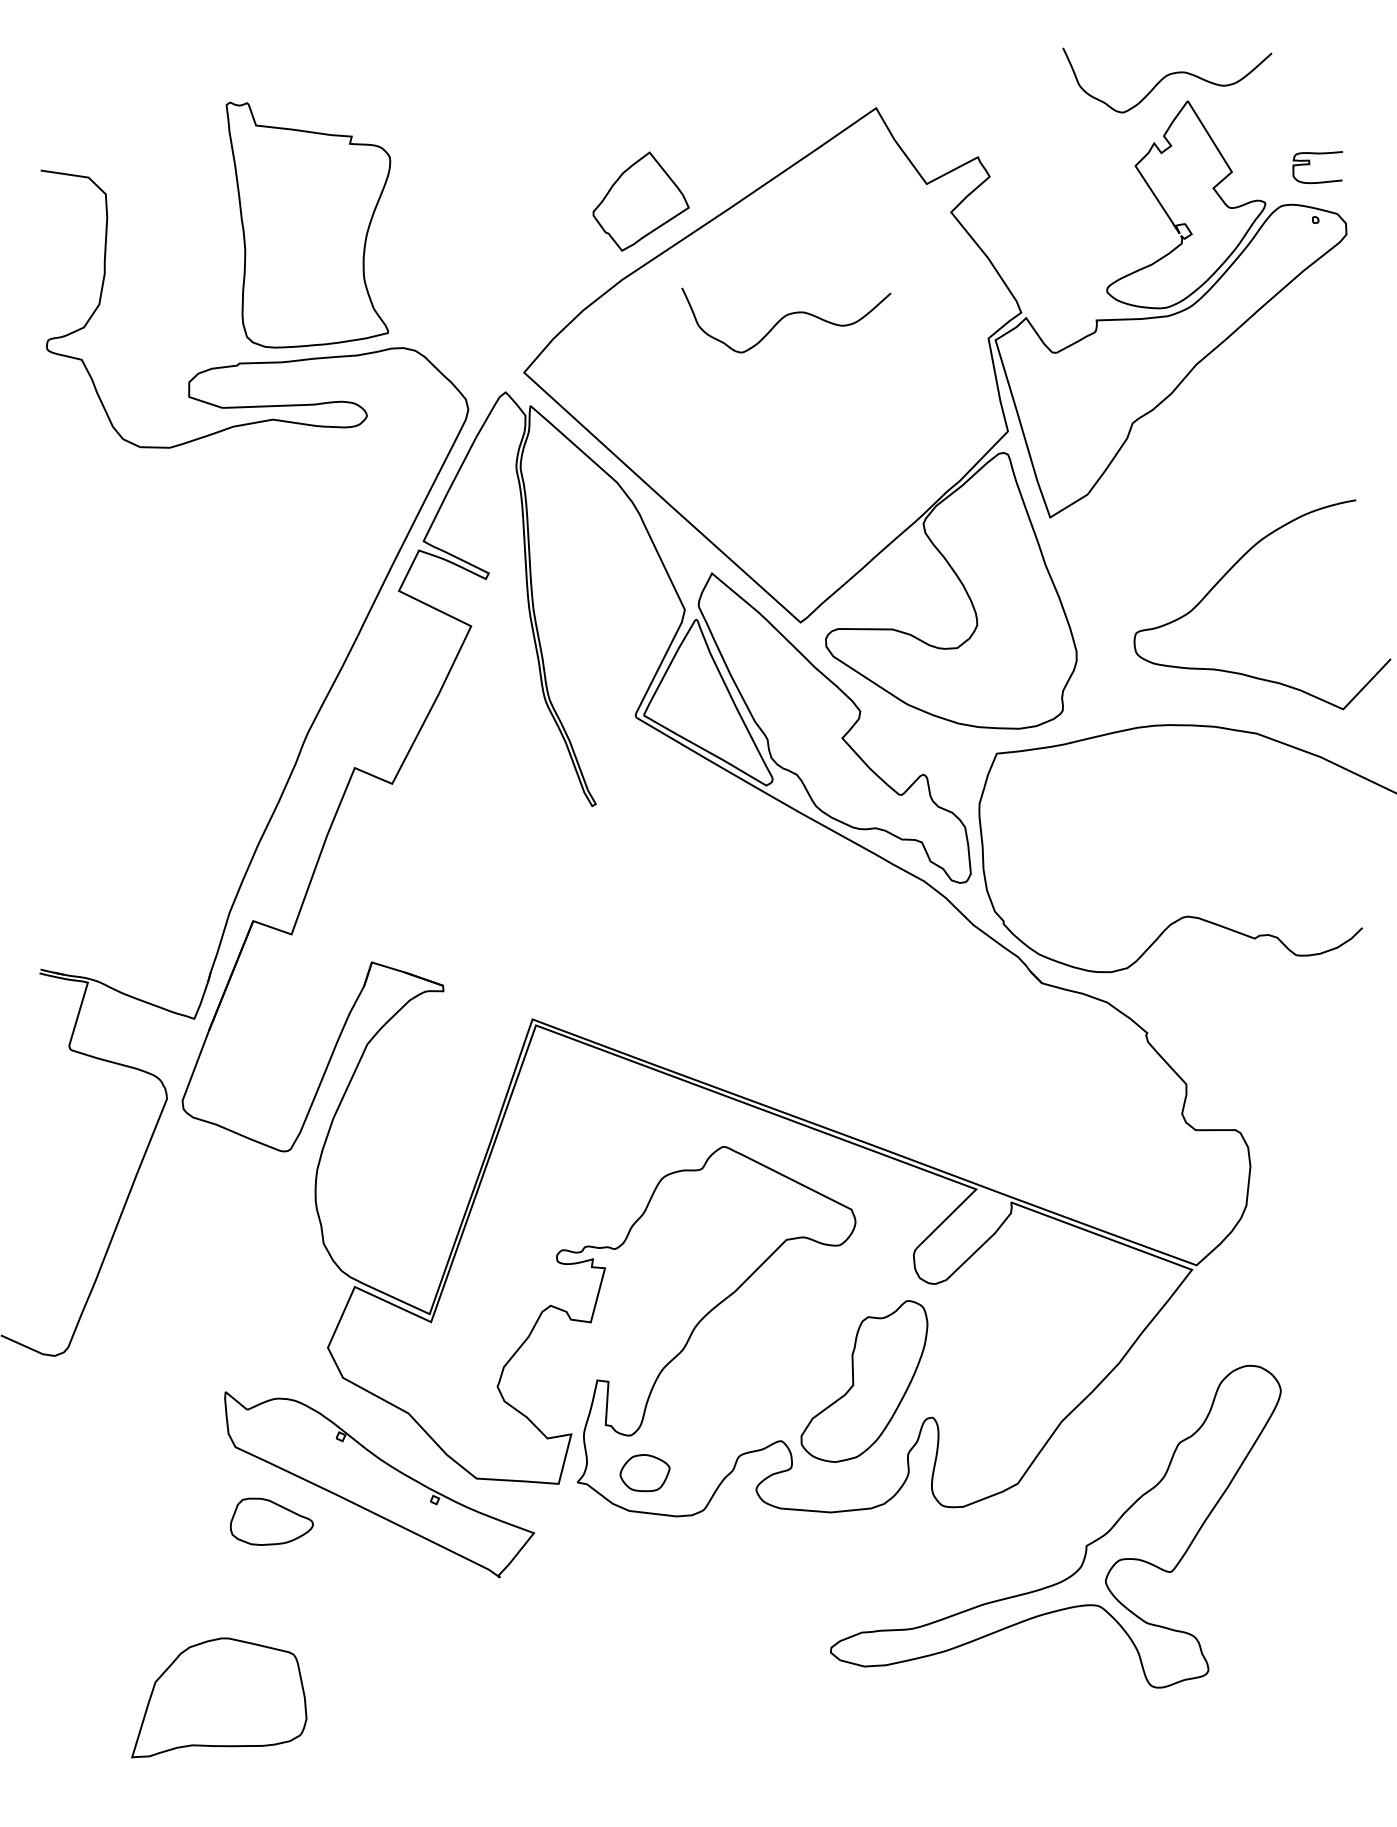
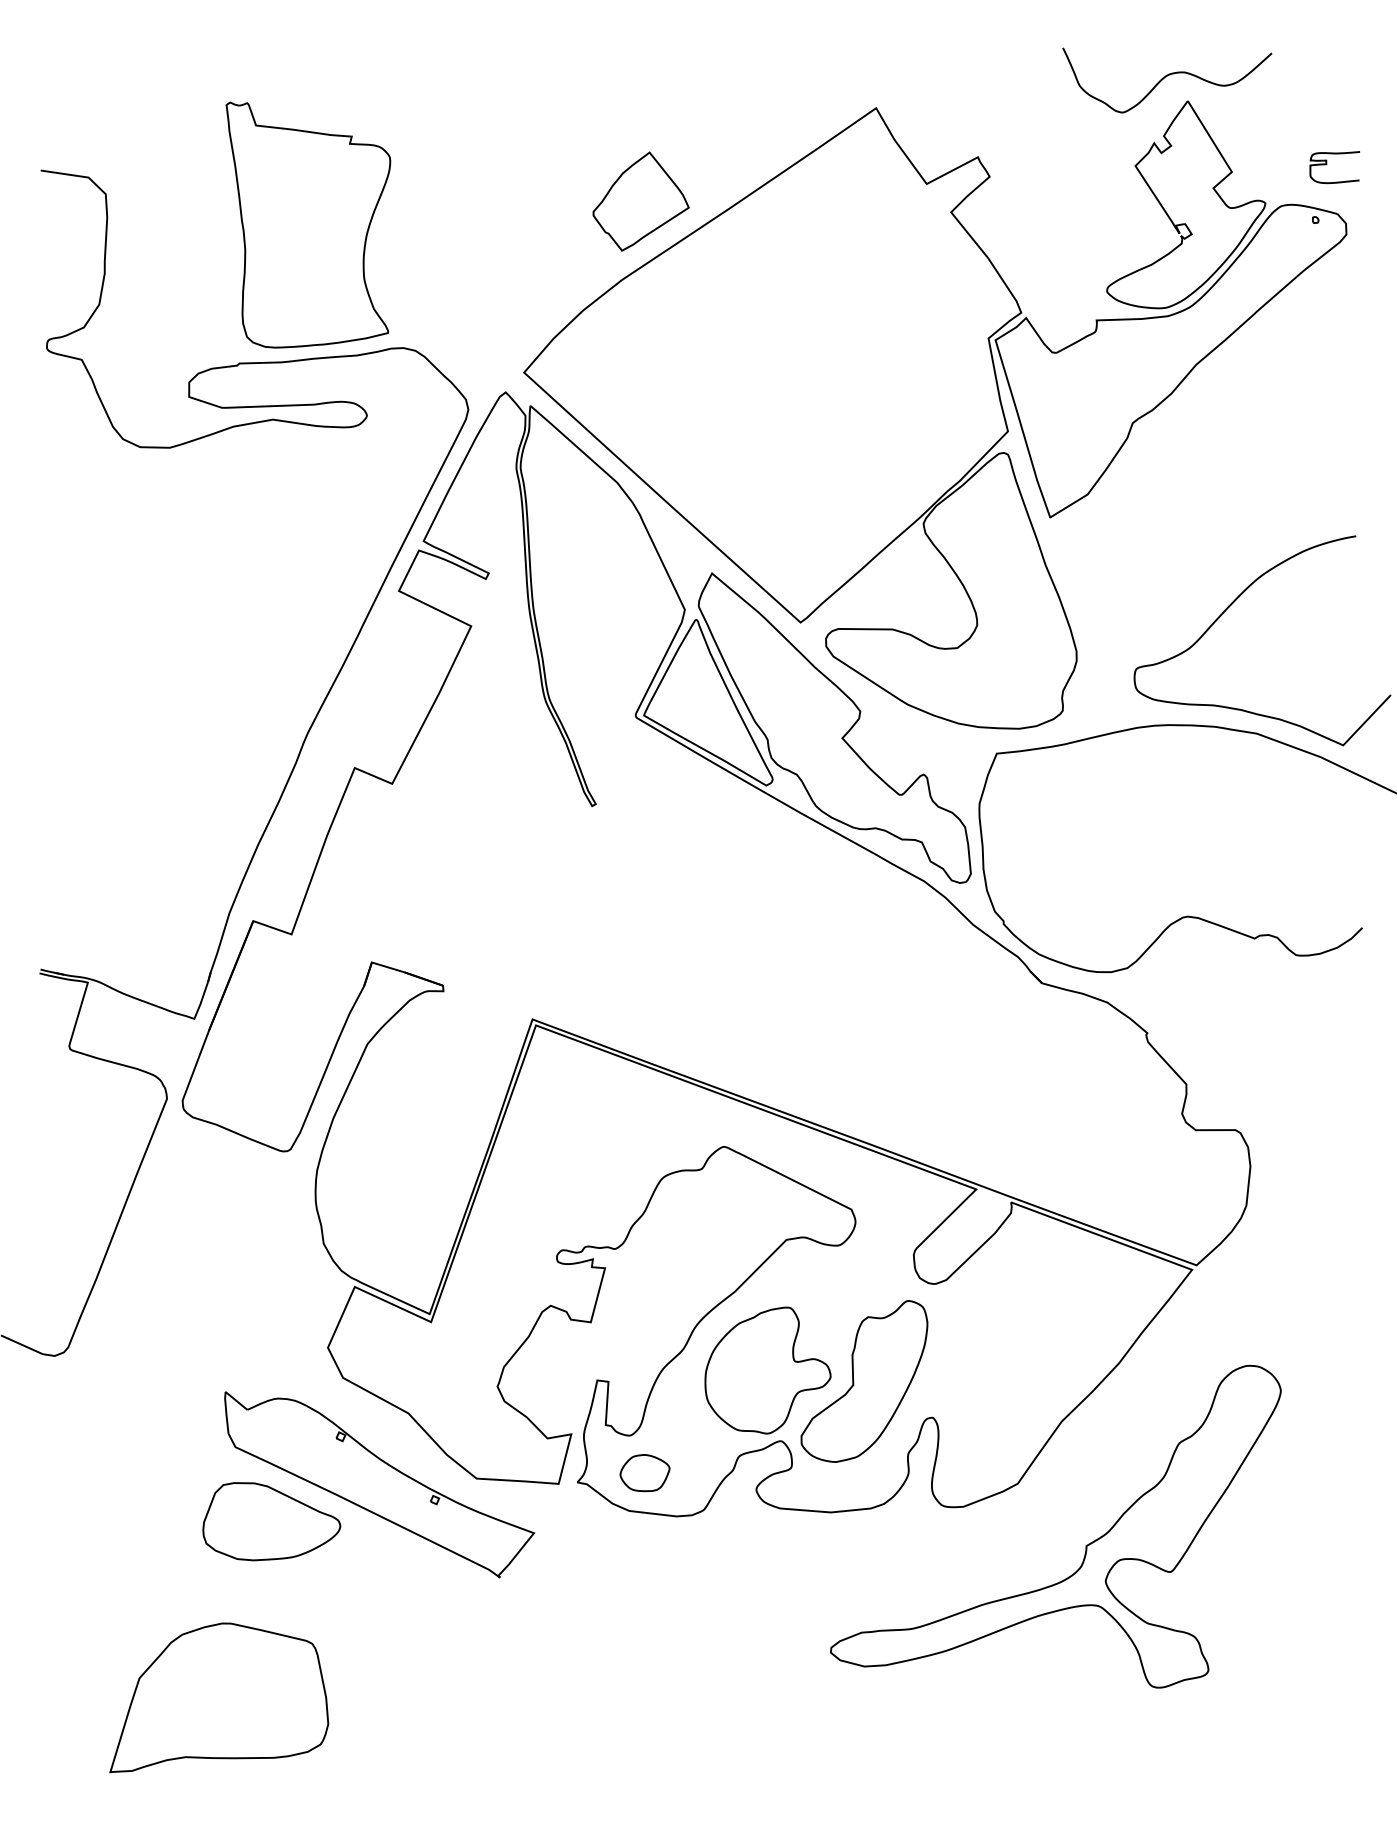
curve position: (1310, 164) -> (1327, 164) (1327, 164)
curve: present -> none (785, 317)
curve position: (1229, 571) -> (1229, 607) (1229, 607)
part: none -> present (767, 1370)
part size: 85x49 px -> 140x80 px (271, 1521)
part size: 177x122 px -> 221x152 px (219, 1697)
